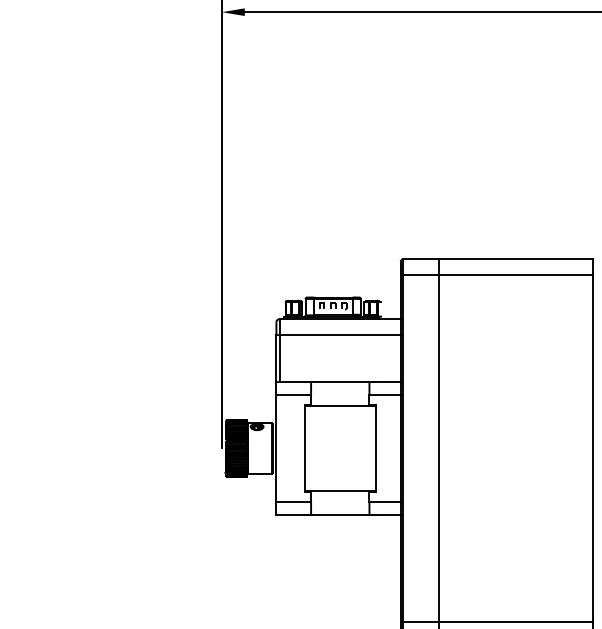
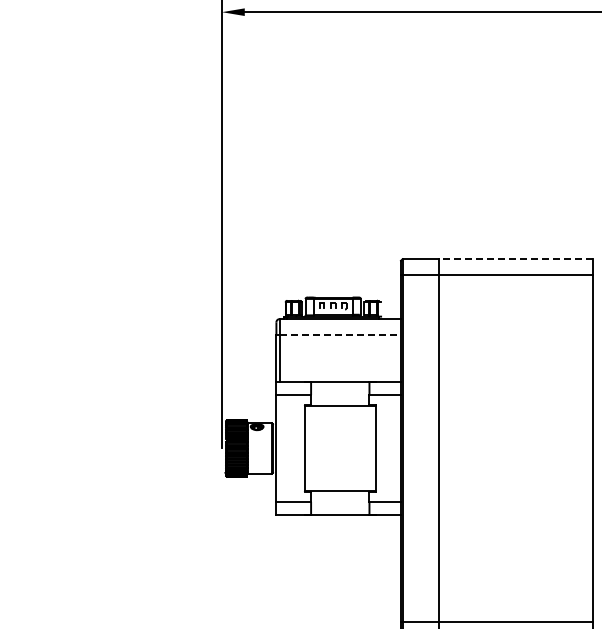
line: solid -> dashed (515, 259)
line: solid -> dashed (340, 334)
